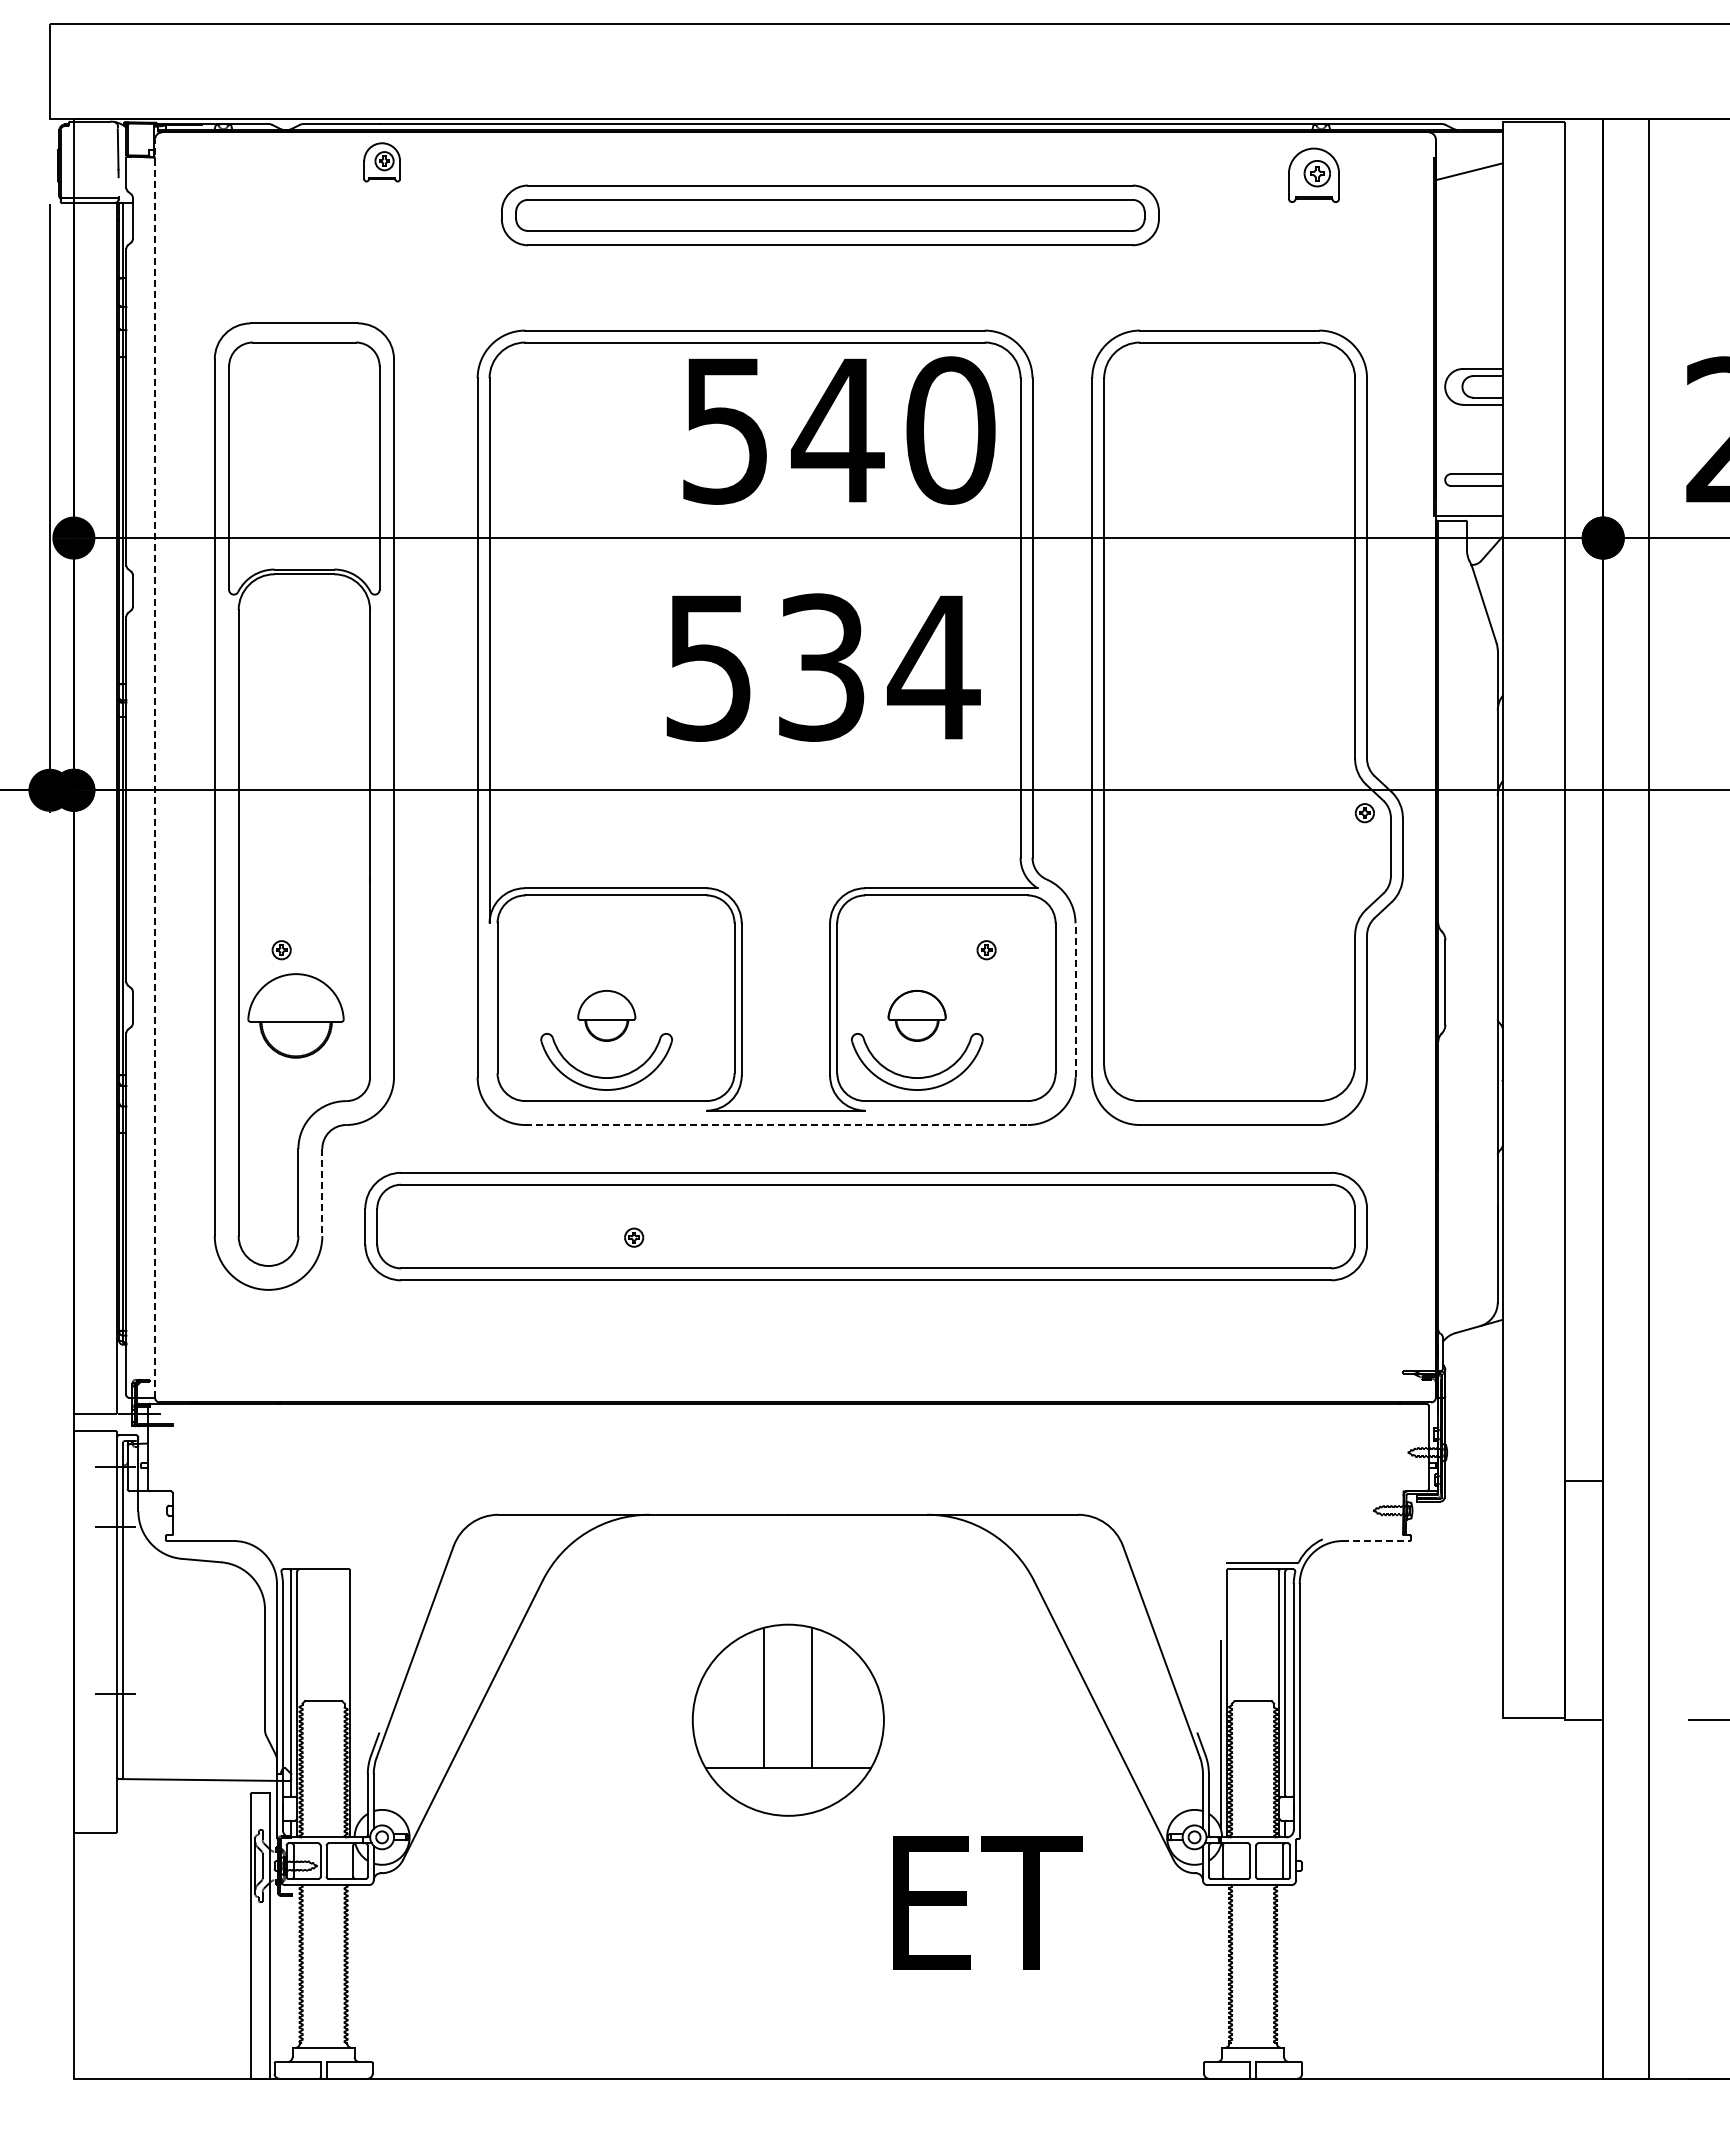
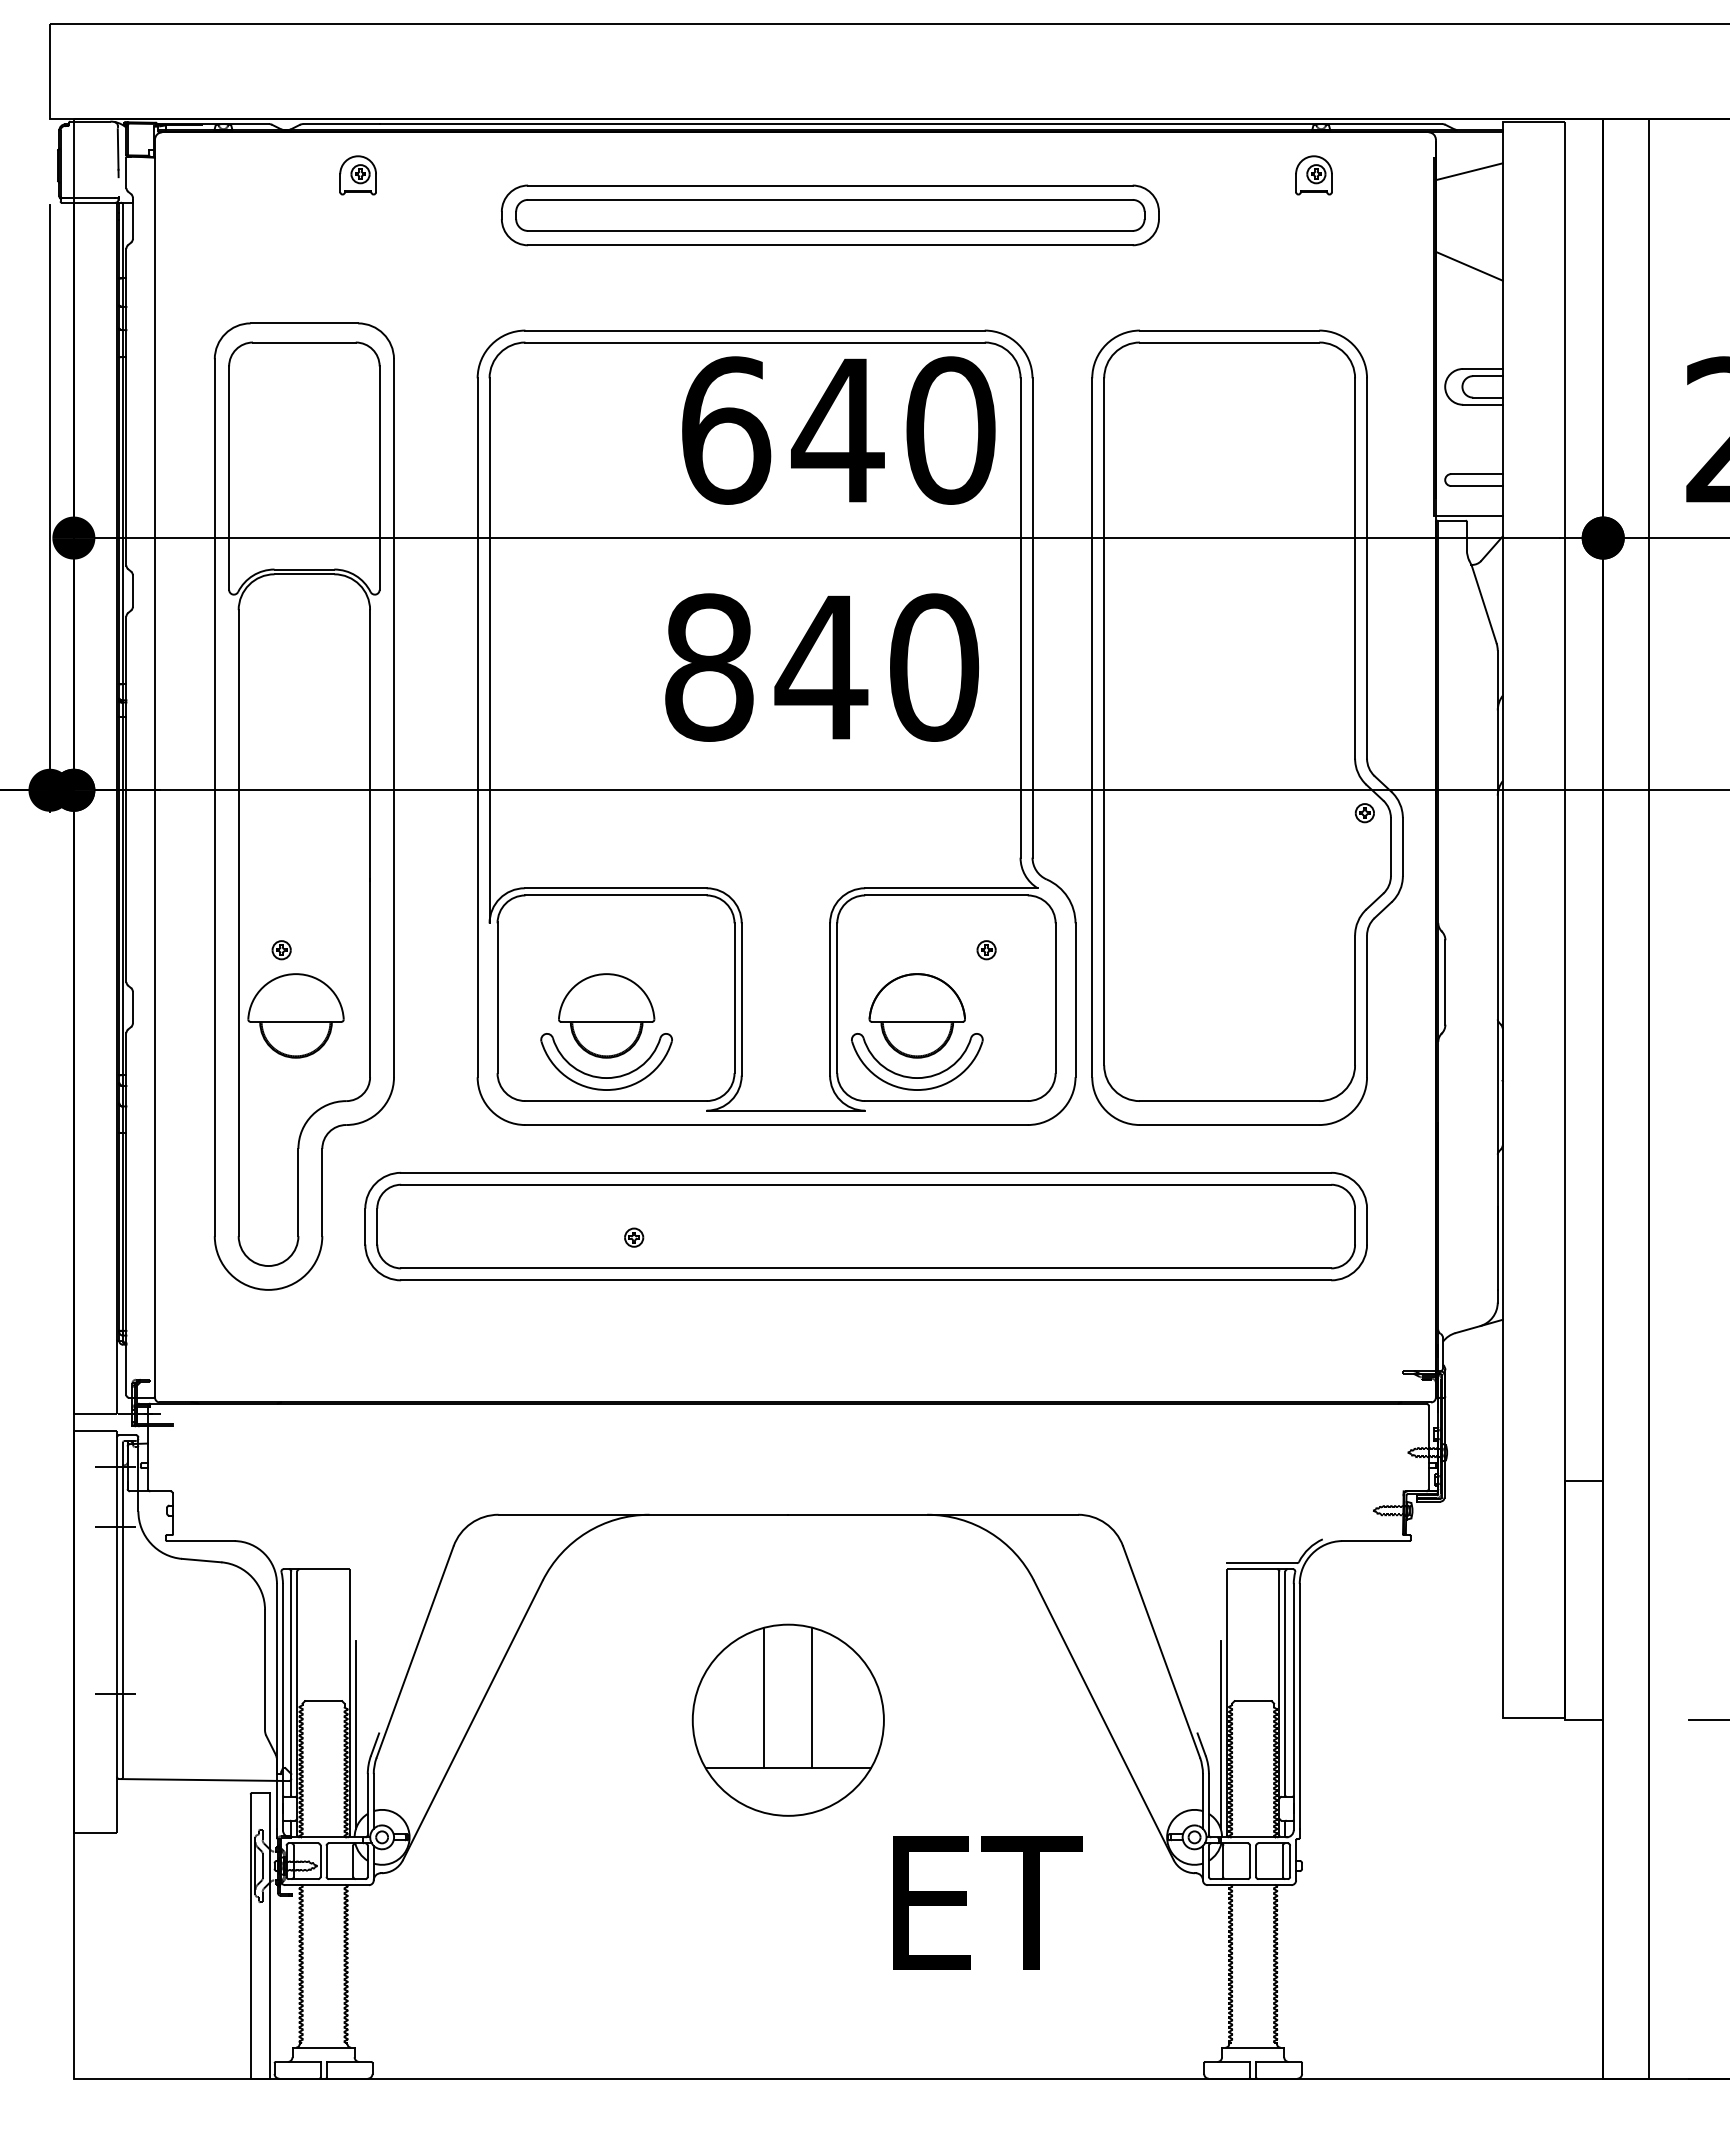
part position: (381, 162) -> (357, 175) (357, 175)
part size: 52x56 px -> 38x41 px (1313, 175)
line: none -> present (1468, 265)
text: 540 -> 640 (726, 430)
text: 534 -> 840 (822, 667)
line: dashed -> solid (155, 768)
line: dashed -> solid (1075, 1000)
part size: 60x52 px -> 98x86 px (606, 1015)
part size: 60x53 px -> 98x86 px (916, 1015)
line: dashed -> solid (777, 1125)
line: dashed -> solid (322, 1192)
line: dashed -> solid (1375, 1541)
line: none -> present (355, 1735)
